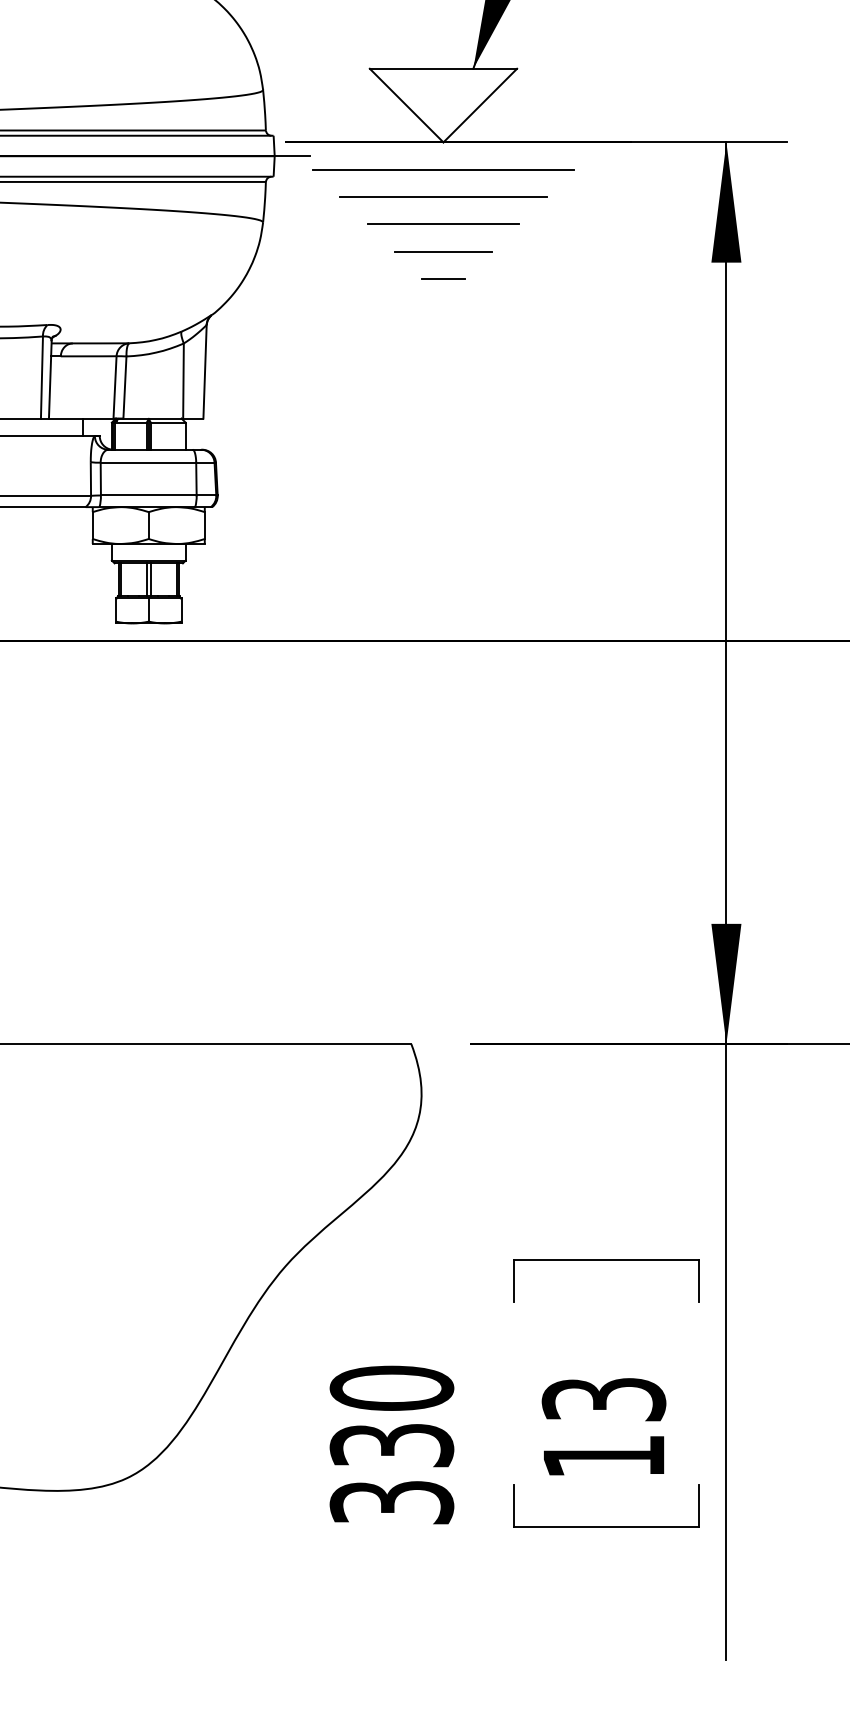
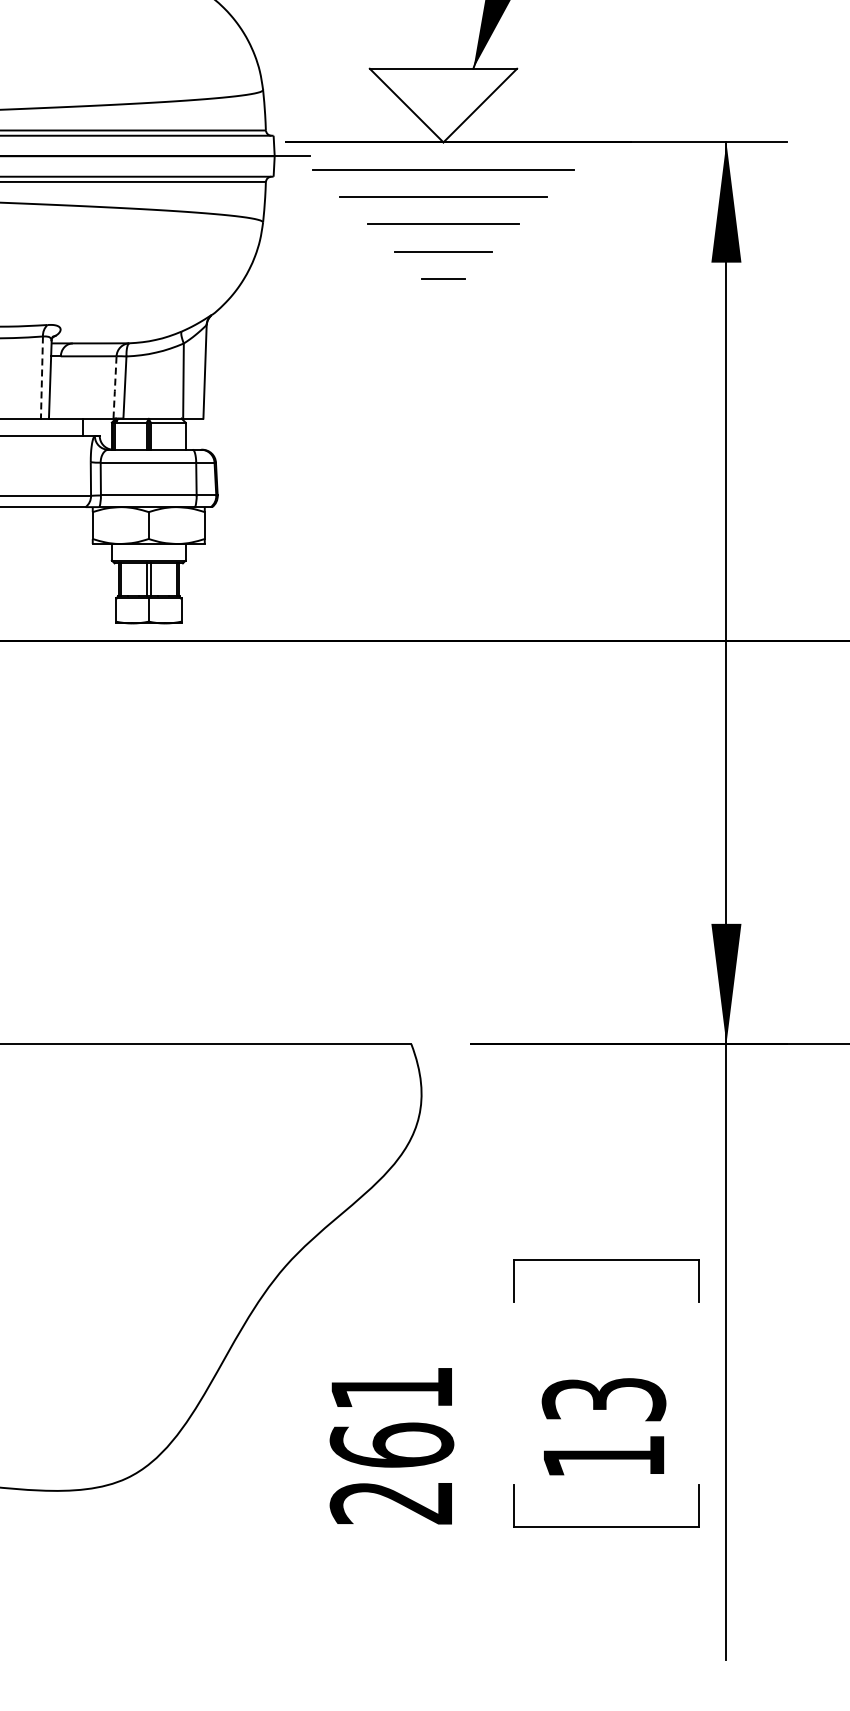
line: solid -> dashed (41, 378)
line: solid -> dashed (115, 387)
text: 330 -> 261 (391, 1444)
